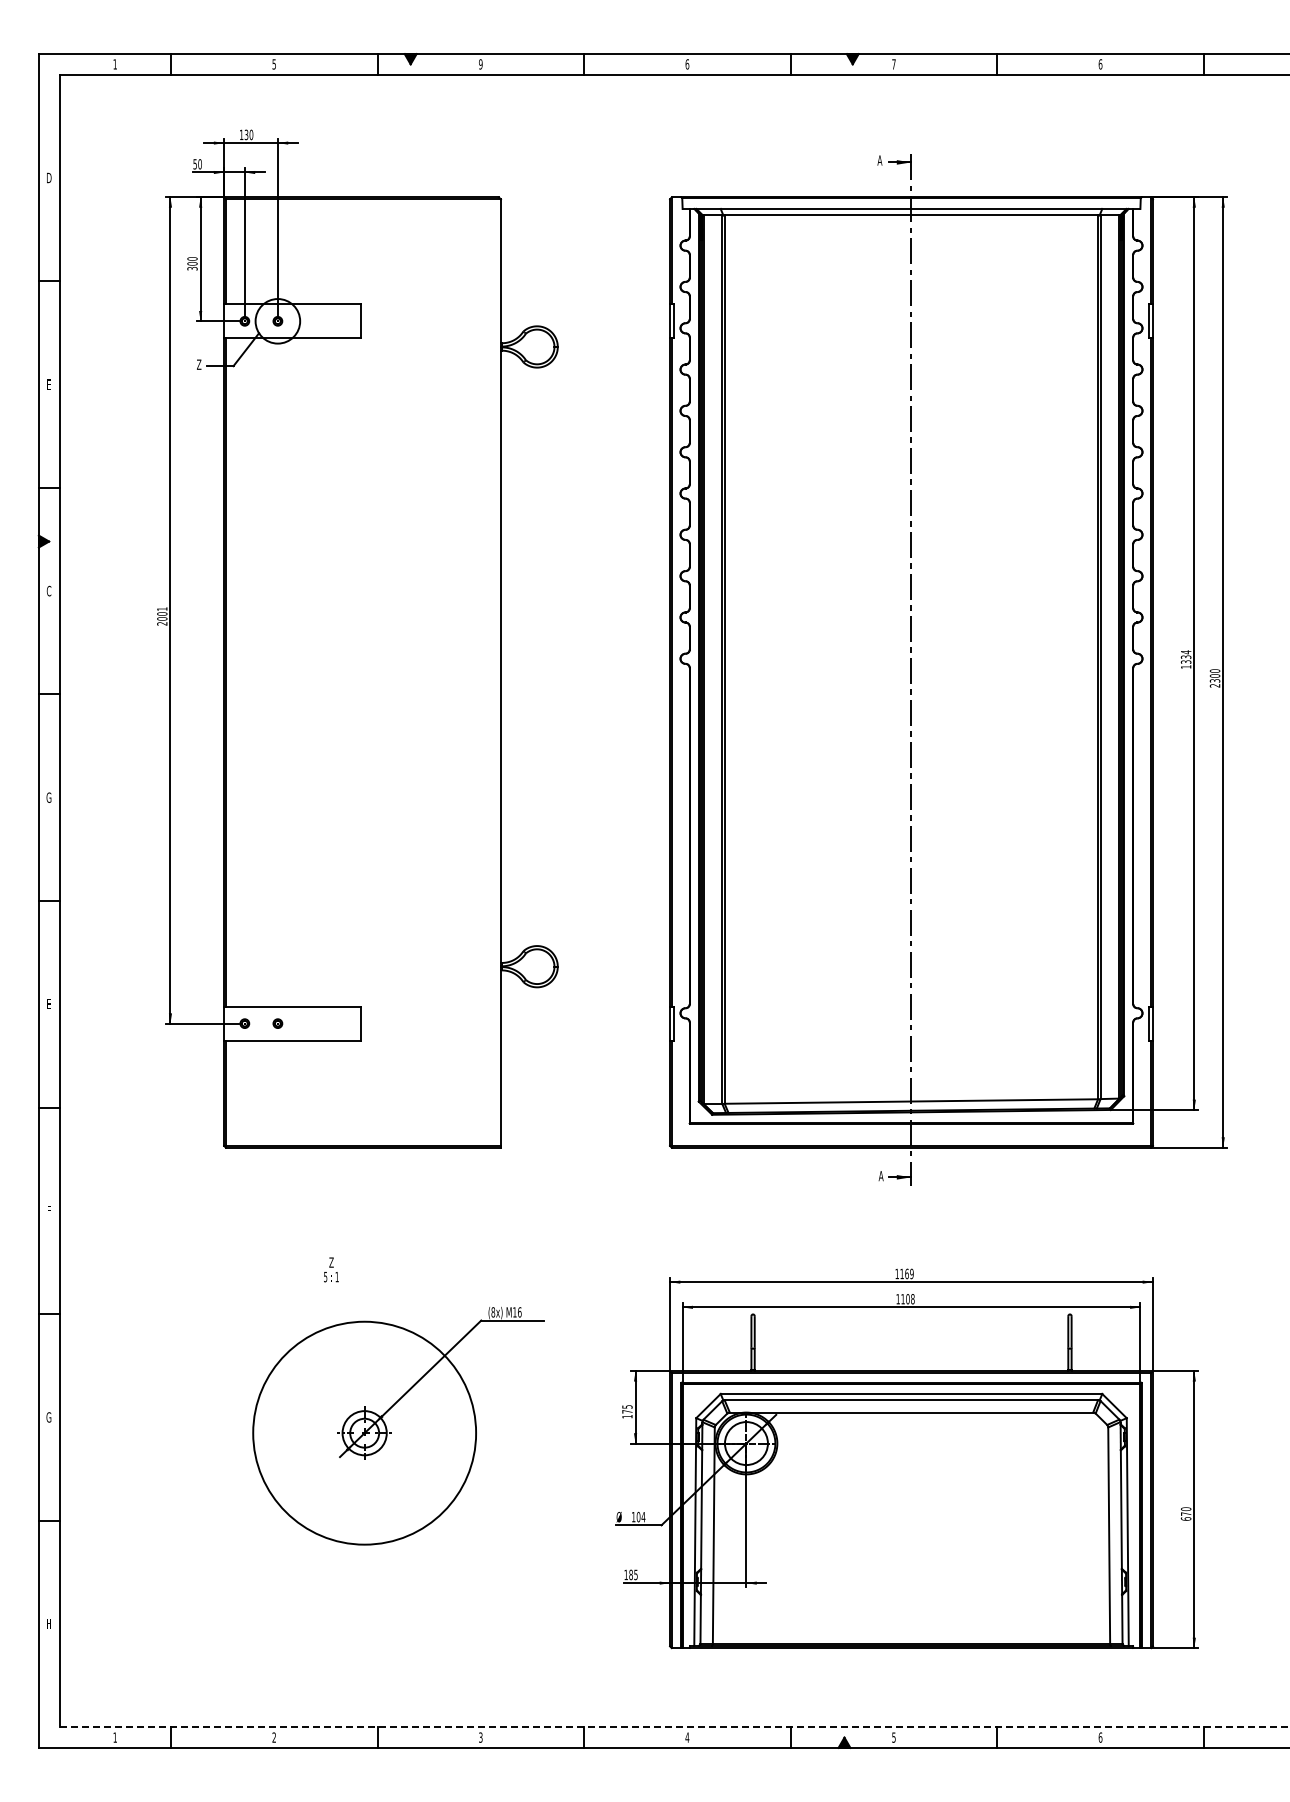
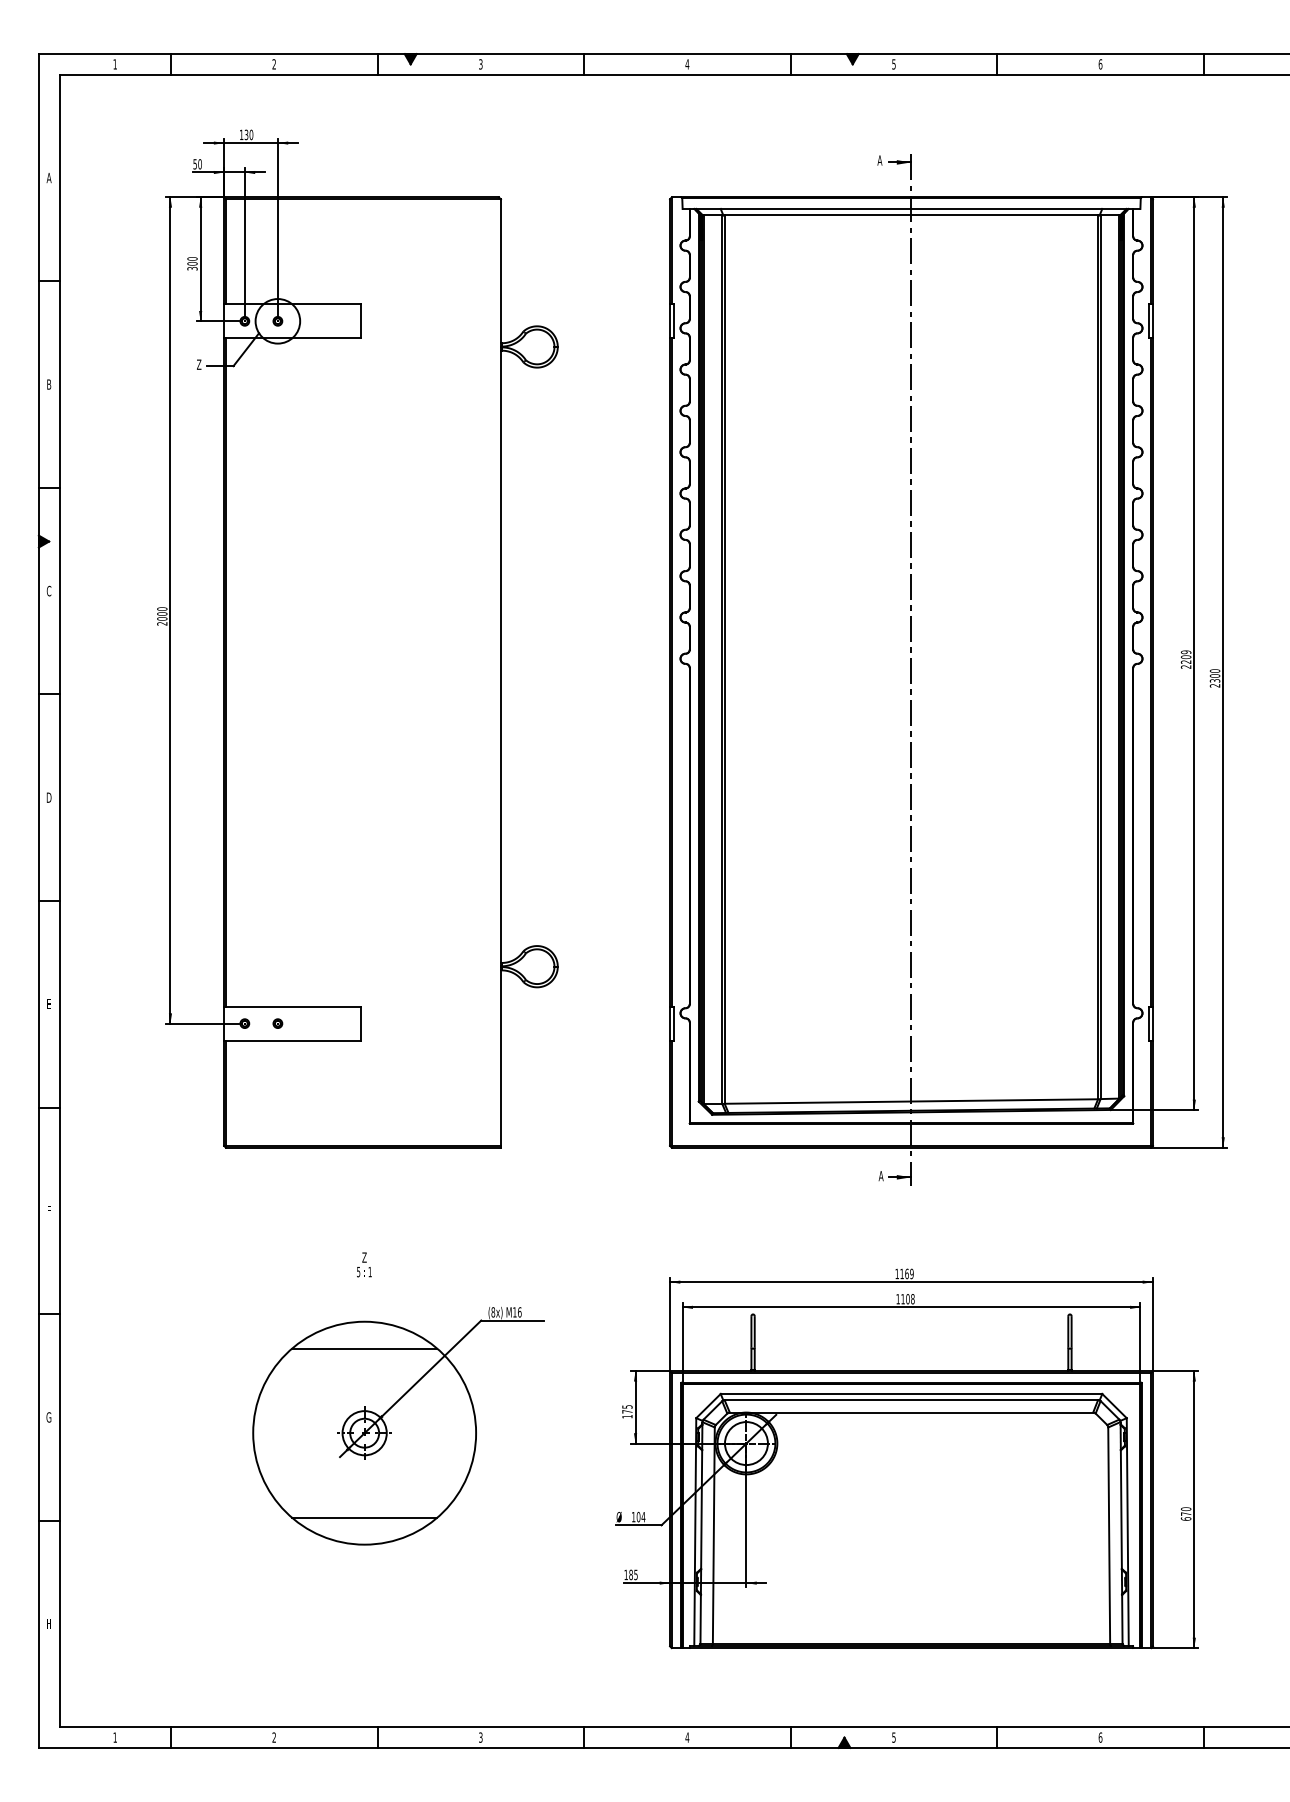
text: 5 -> 2 (273, 64)
text: 9 -> 3 (480, 64)
text: 6 -> 4 (687, 64)
text: 7 -> 5 (893, 64)
text: D -> A (48, 177)
text: E -> B (49, 384)
text: 2001 -> 2000 (162, 608)
text: 1334 -> 2209 (1185, 659)
text: G -> D (48, 797)
text position: (331, 1269) -> (364, 1264) (364, 1264)
line: none -> present (364, 1348)
line: none -> present (364, 1517)
line: dashed -> solid (674, 1727)
